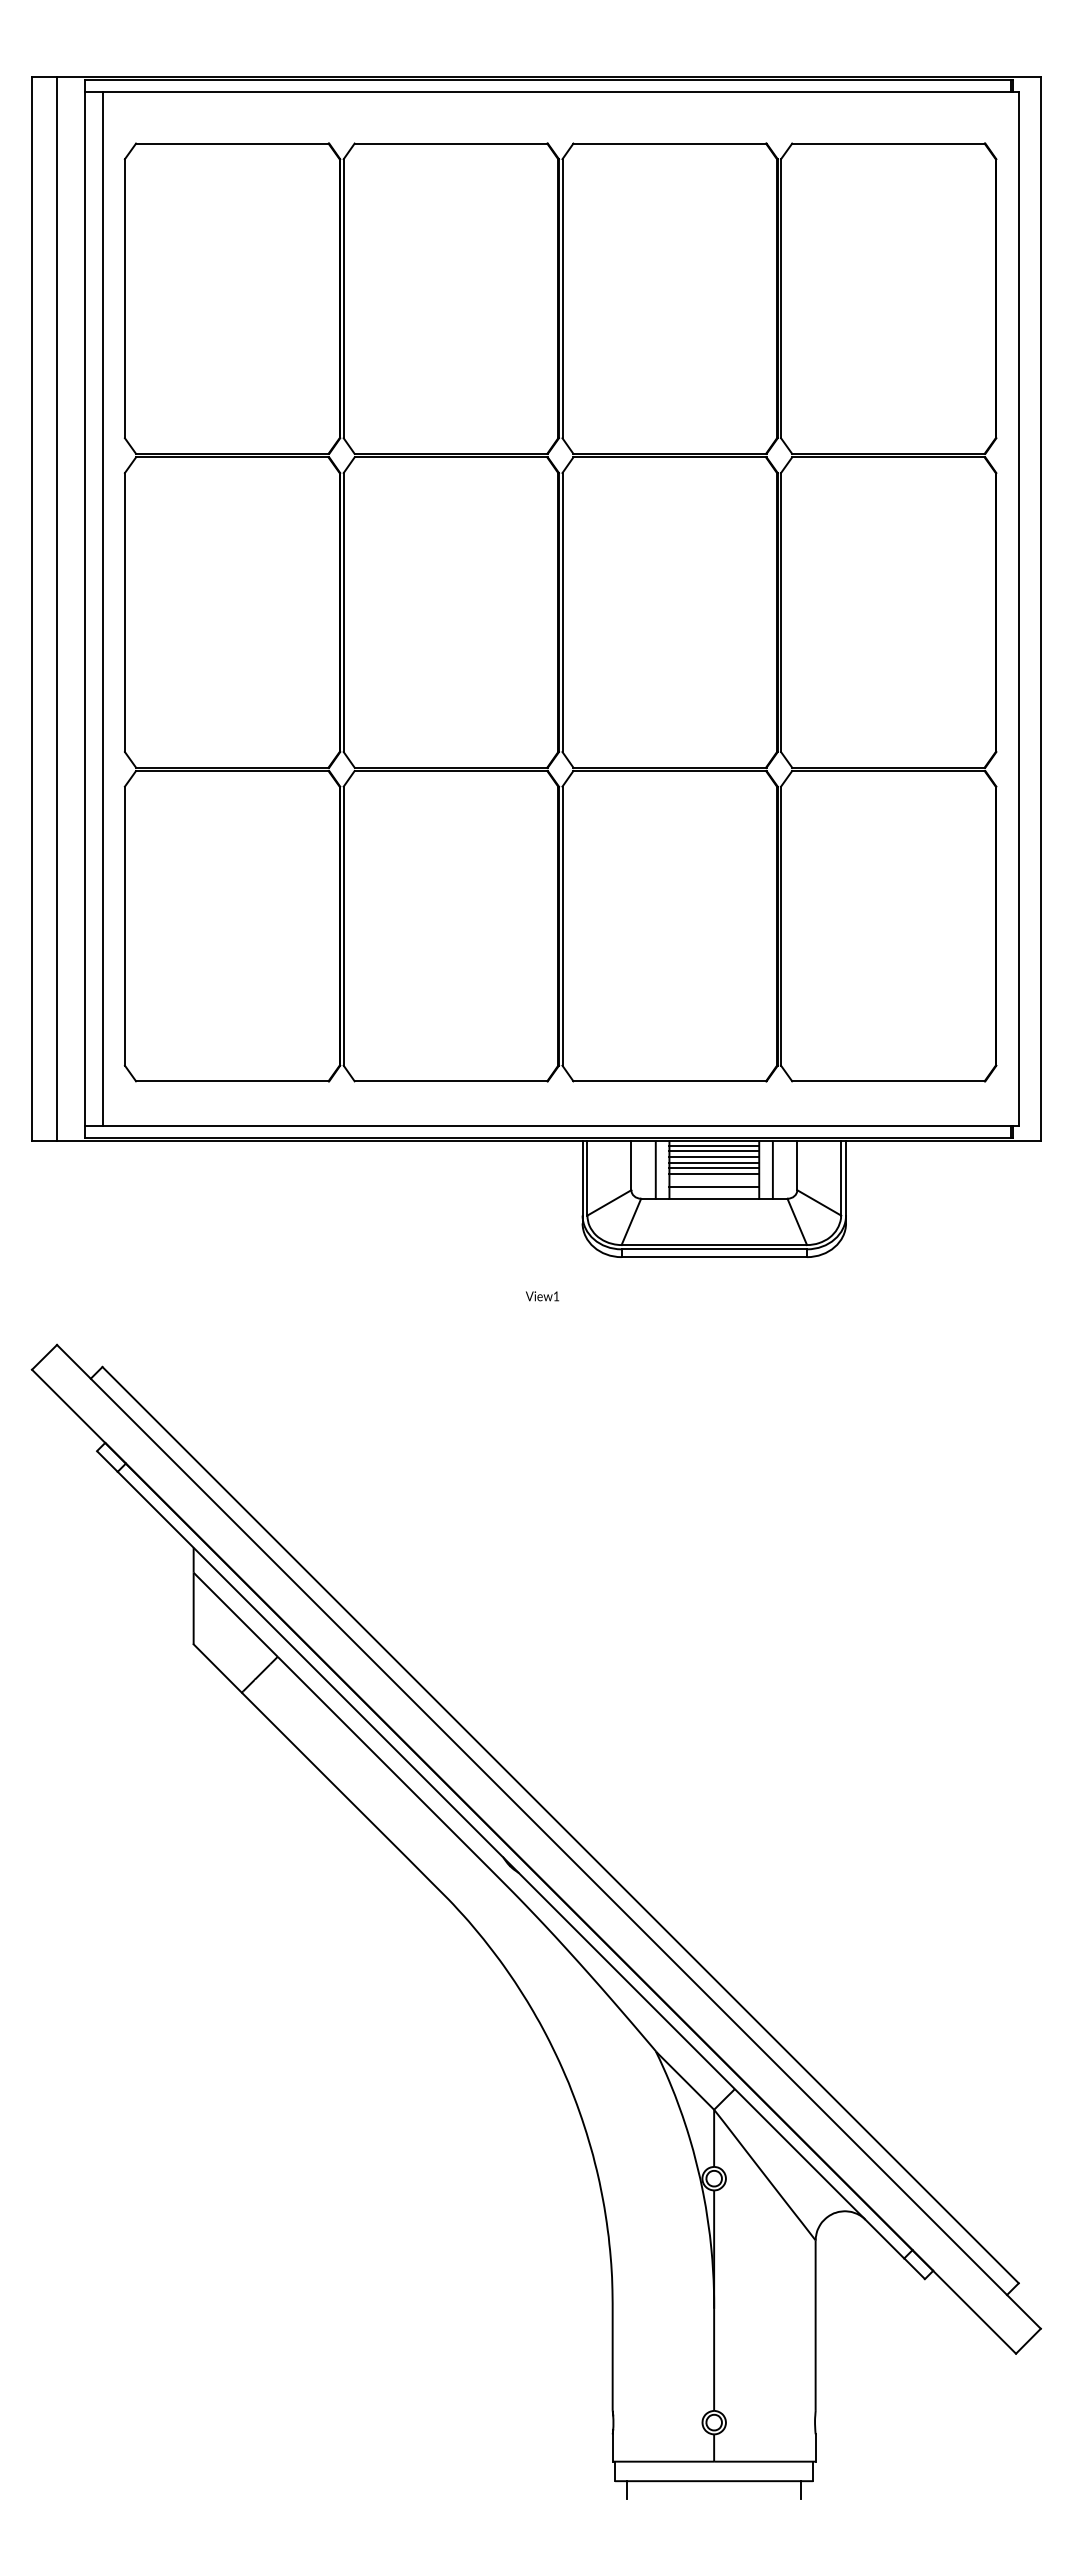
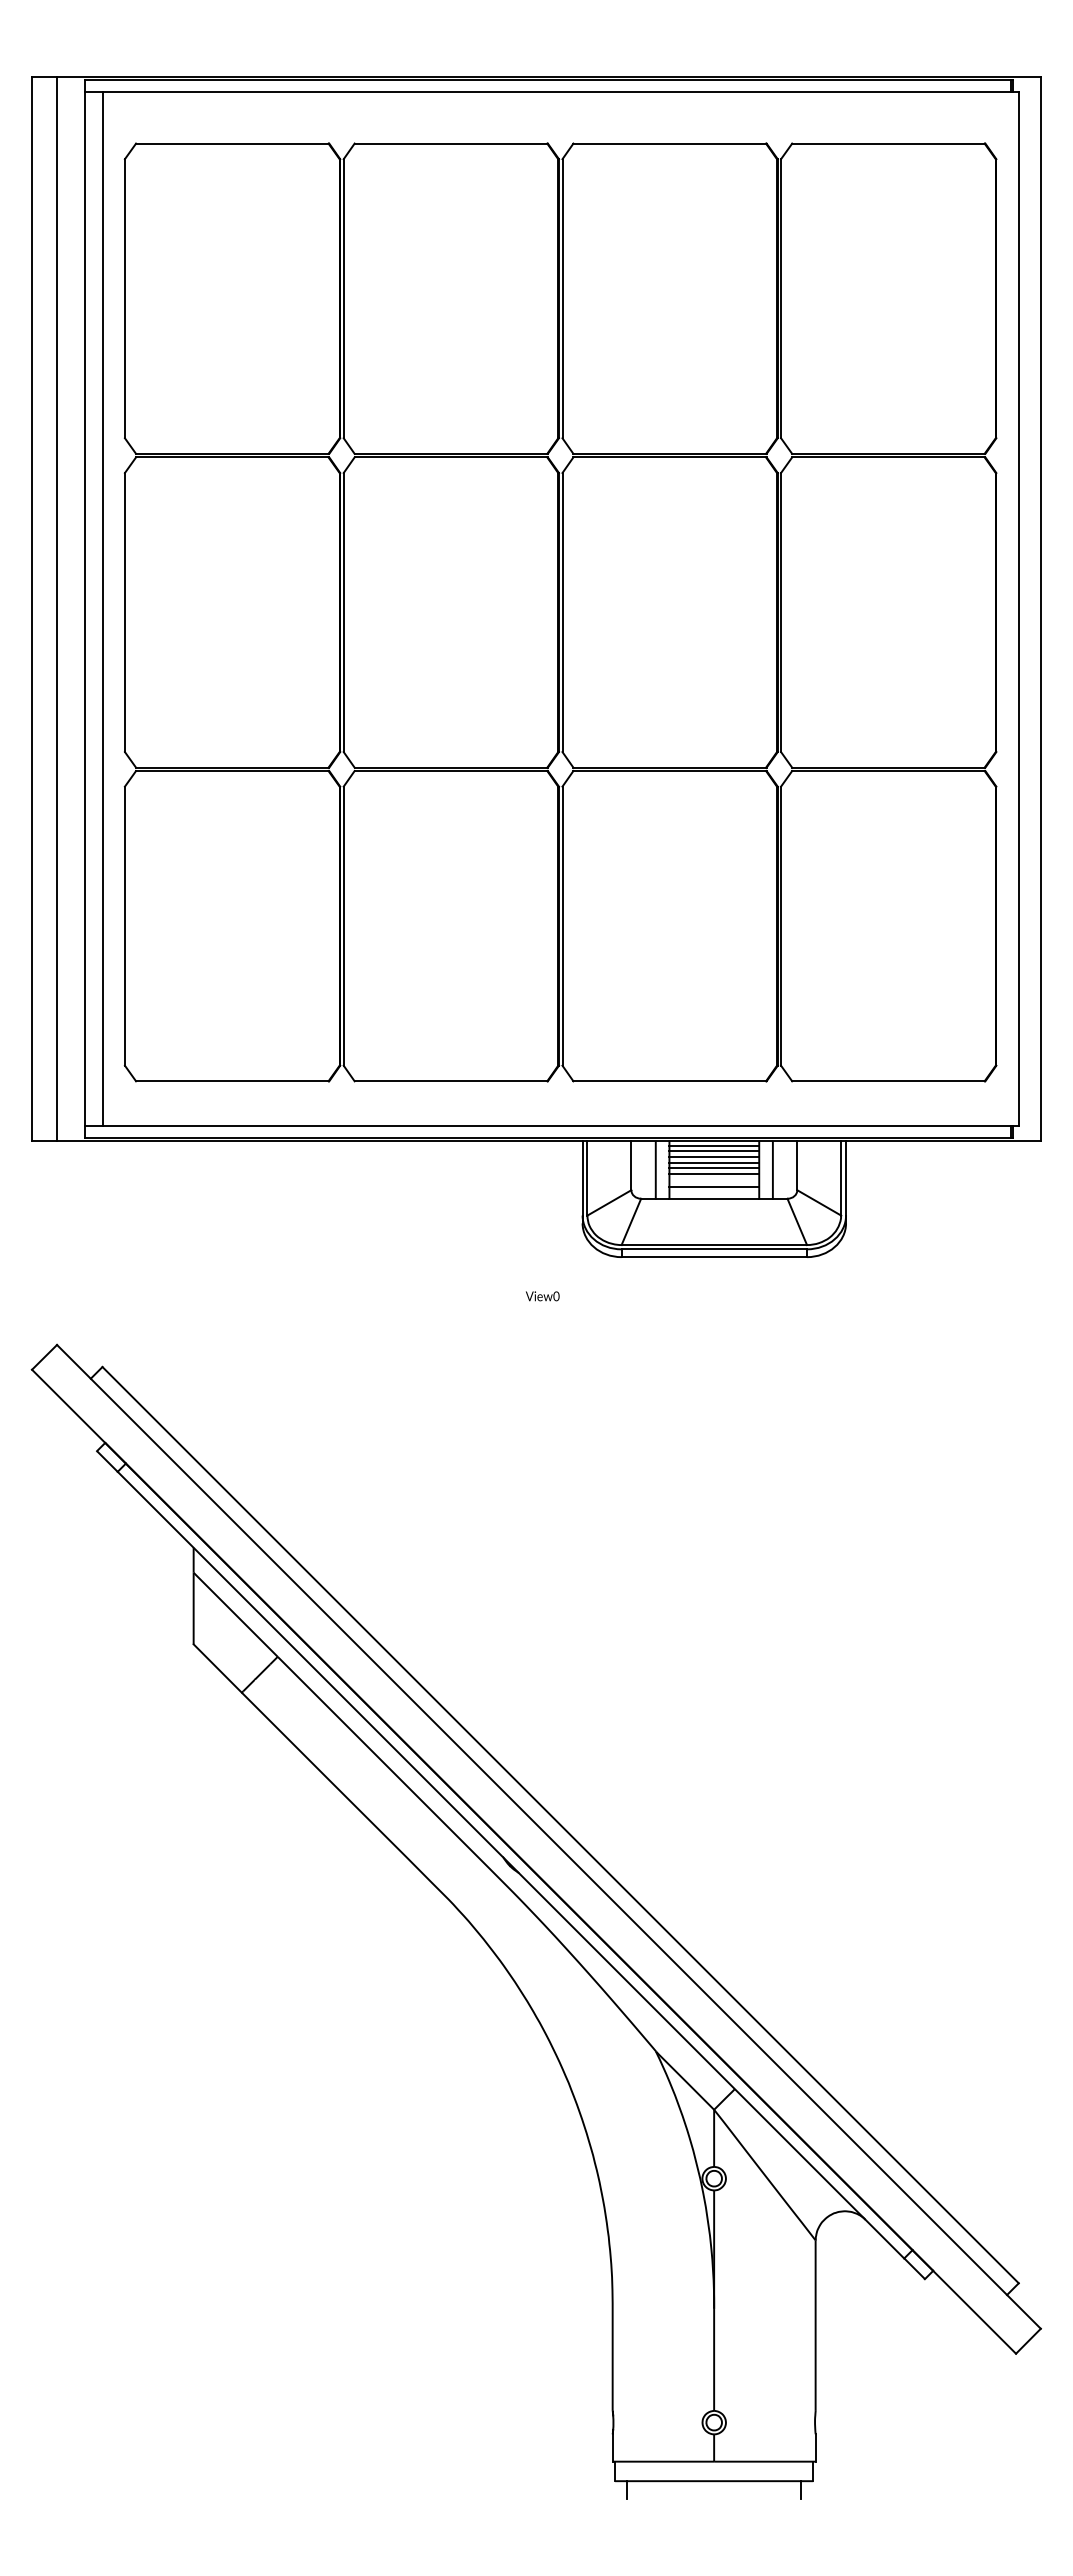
text: View1 -> View0 (556, 1296)
